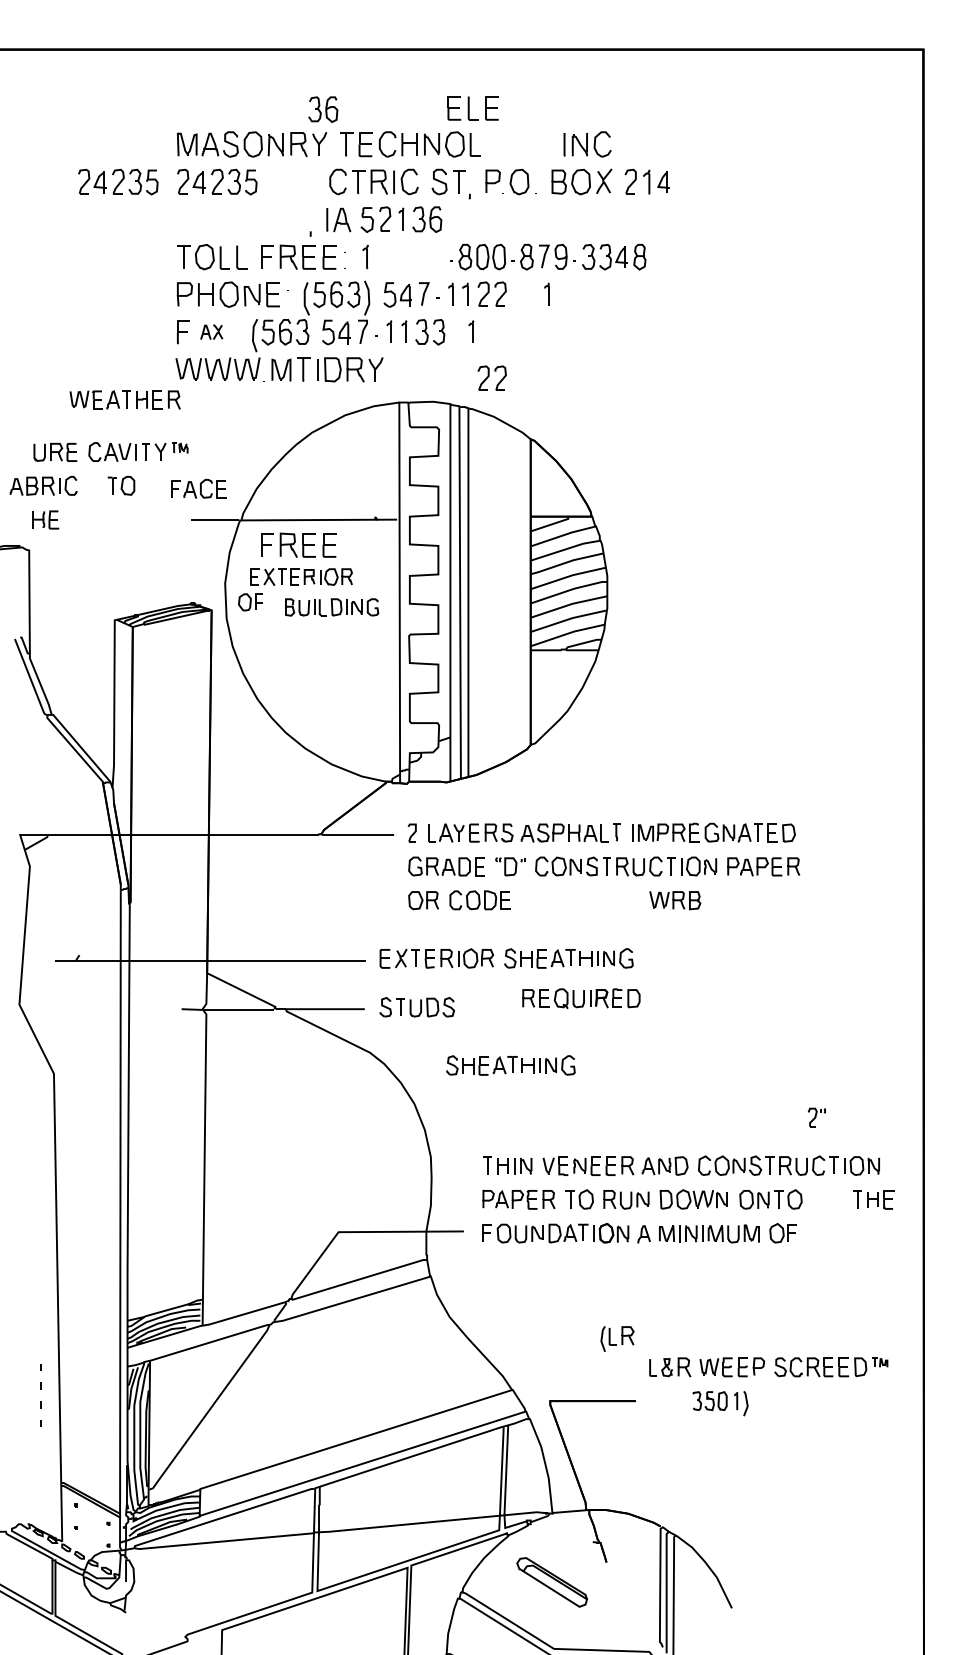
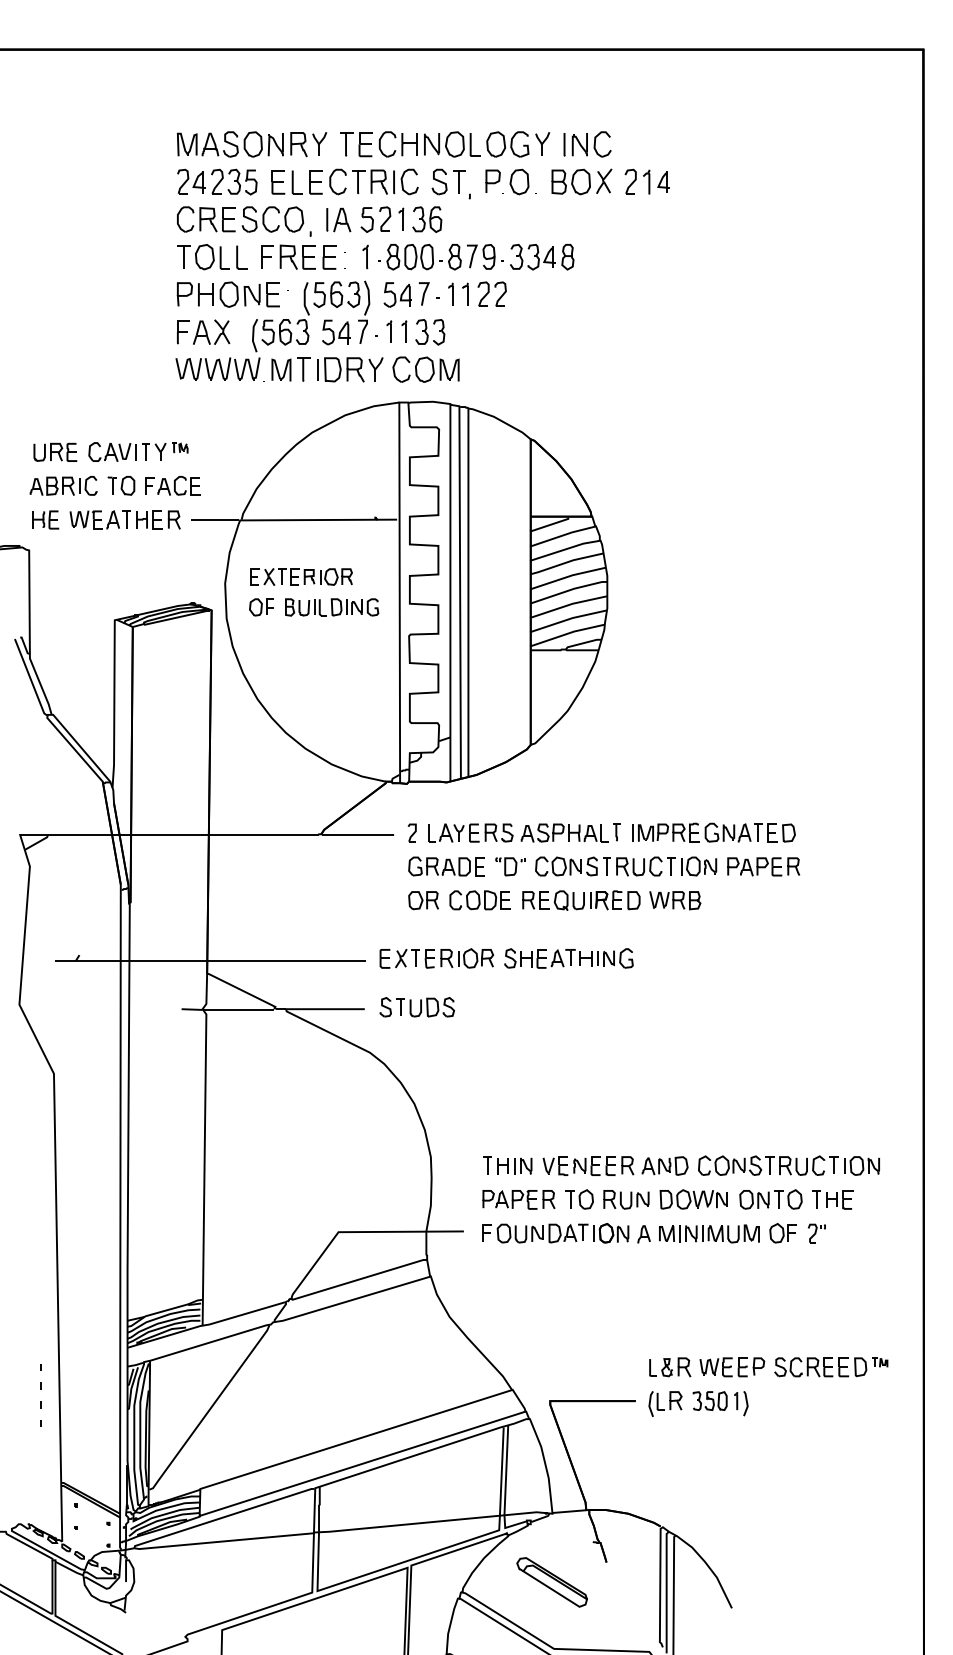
part position: (472, 108) -> (296, 182) (296, 182)
part: present -> none (323, 109)
part: none -> present (518, 144)
part: present -> none (118, 181)
part: none -> present (240, 219)
part position: (548, 257) -> (476, 257) (476, 257)
part: present -> none (546, 293)
part size: 24x16 px -> 38x26 px (211, 331)
part: present -> none (471, 331)
part: none -> present (425, 369)
part: present -> none (491, 377)
part position: (124, 399) -> (124, 519) (124, 519)
part position: (43, 485) -> (63, 485) (63, 485)
part position: (198, 488) -> (172, 485) (172, 485)
part: present -> none (298, 544)
part position: (250, 602) -> (261, 607) (261, 607)
part position: (581, 998) -> (581, 900) (581, 900)
part: present -> none (510, 1065)
part position: (816, 1117) -> (816, 1233) (816, 1233)
part position: (873, 1199) -> (832, 1199) (832, 1199)
part position: (617, 1338) -> (665, 1403) (665, 1403)
